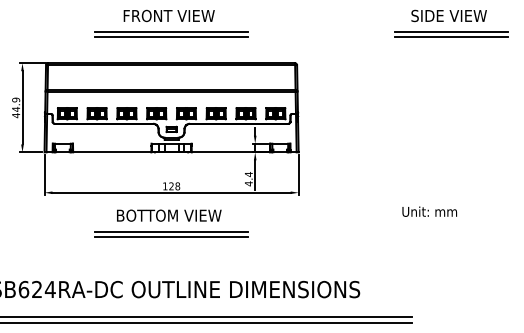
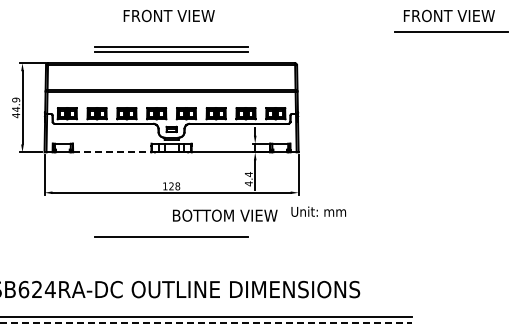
text: SIDE VIEW -> FRONT VIEW (448, 15)
part position: (171, 34) -> (171, 49) (171, 49)
line: present -> none (451, 36)
line: solid -> dashed (112, 152)
text position: (429, 211) -> (318, 211) (318, 211)
text position: (169, 215) -> (225, 215) (225, 215)
line: present -> none (171, 231)
line: solid -> dashed (206, 323)
